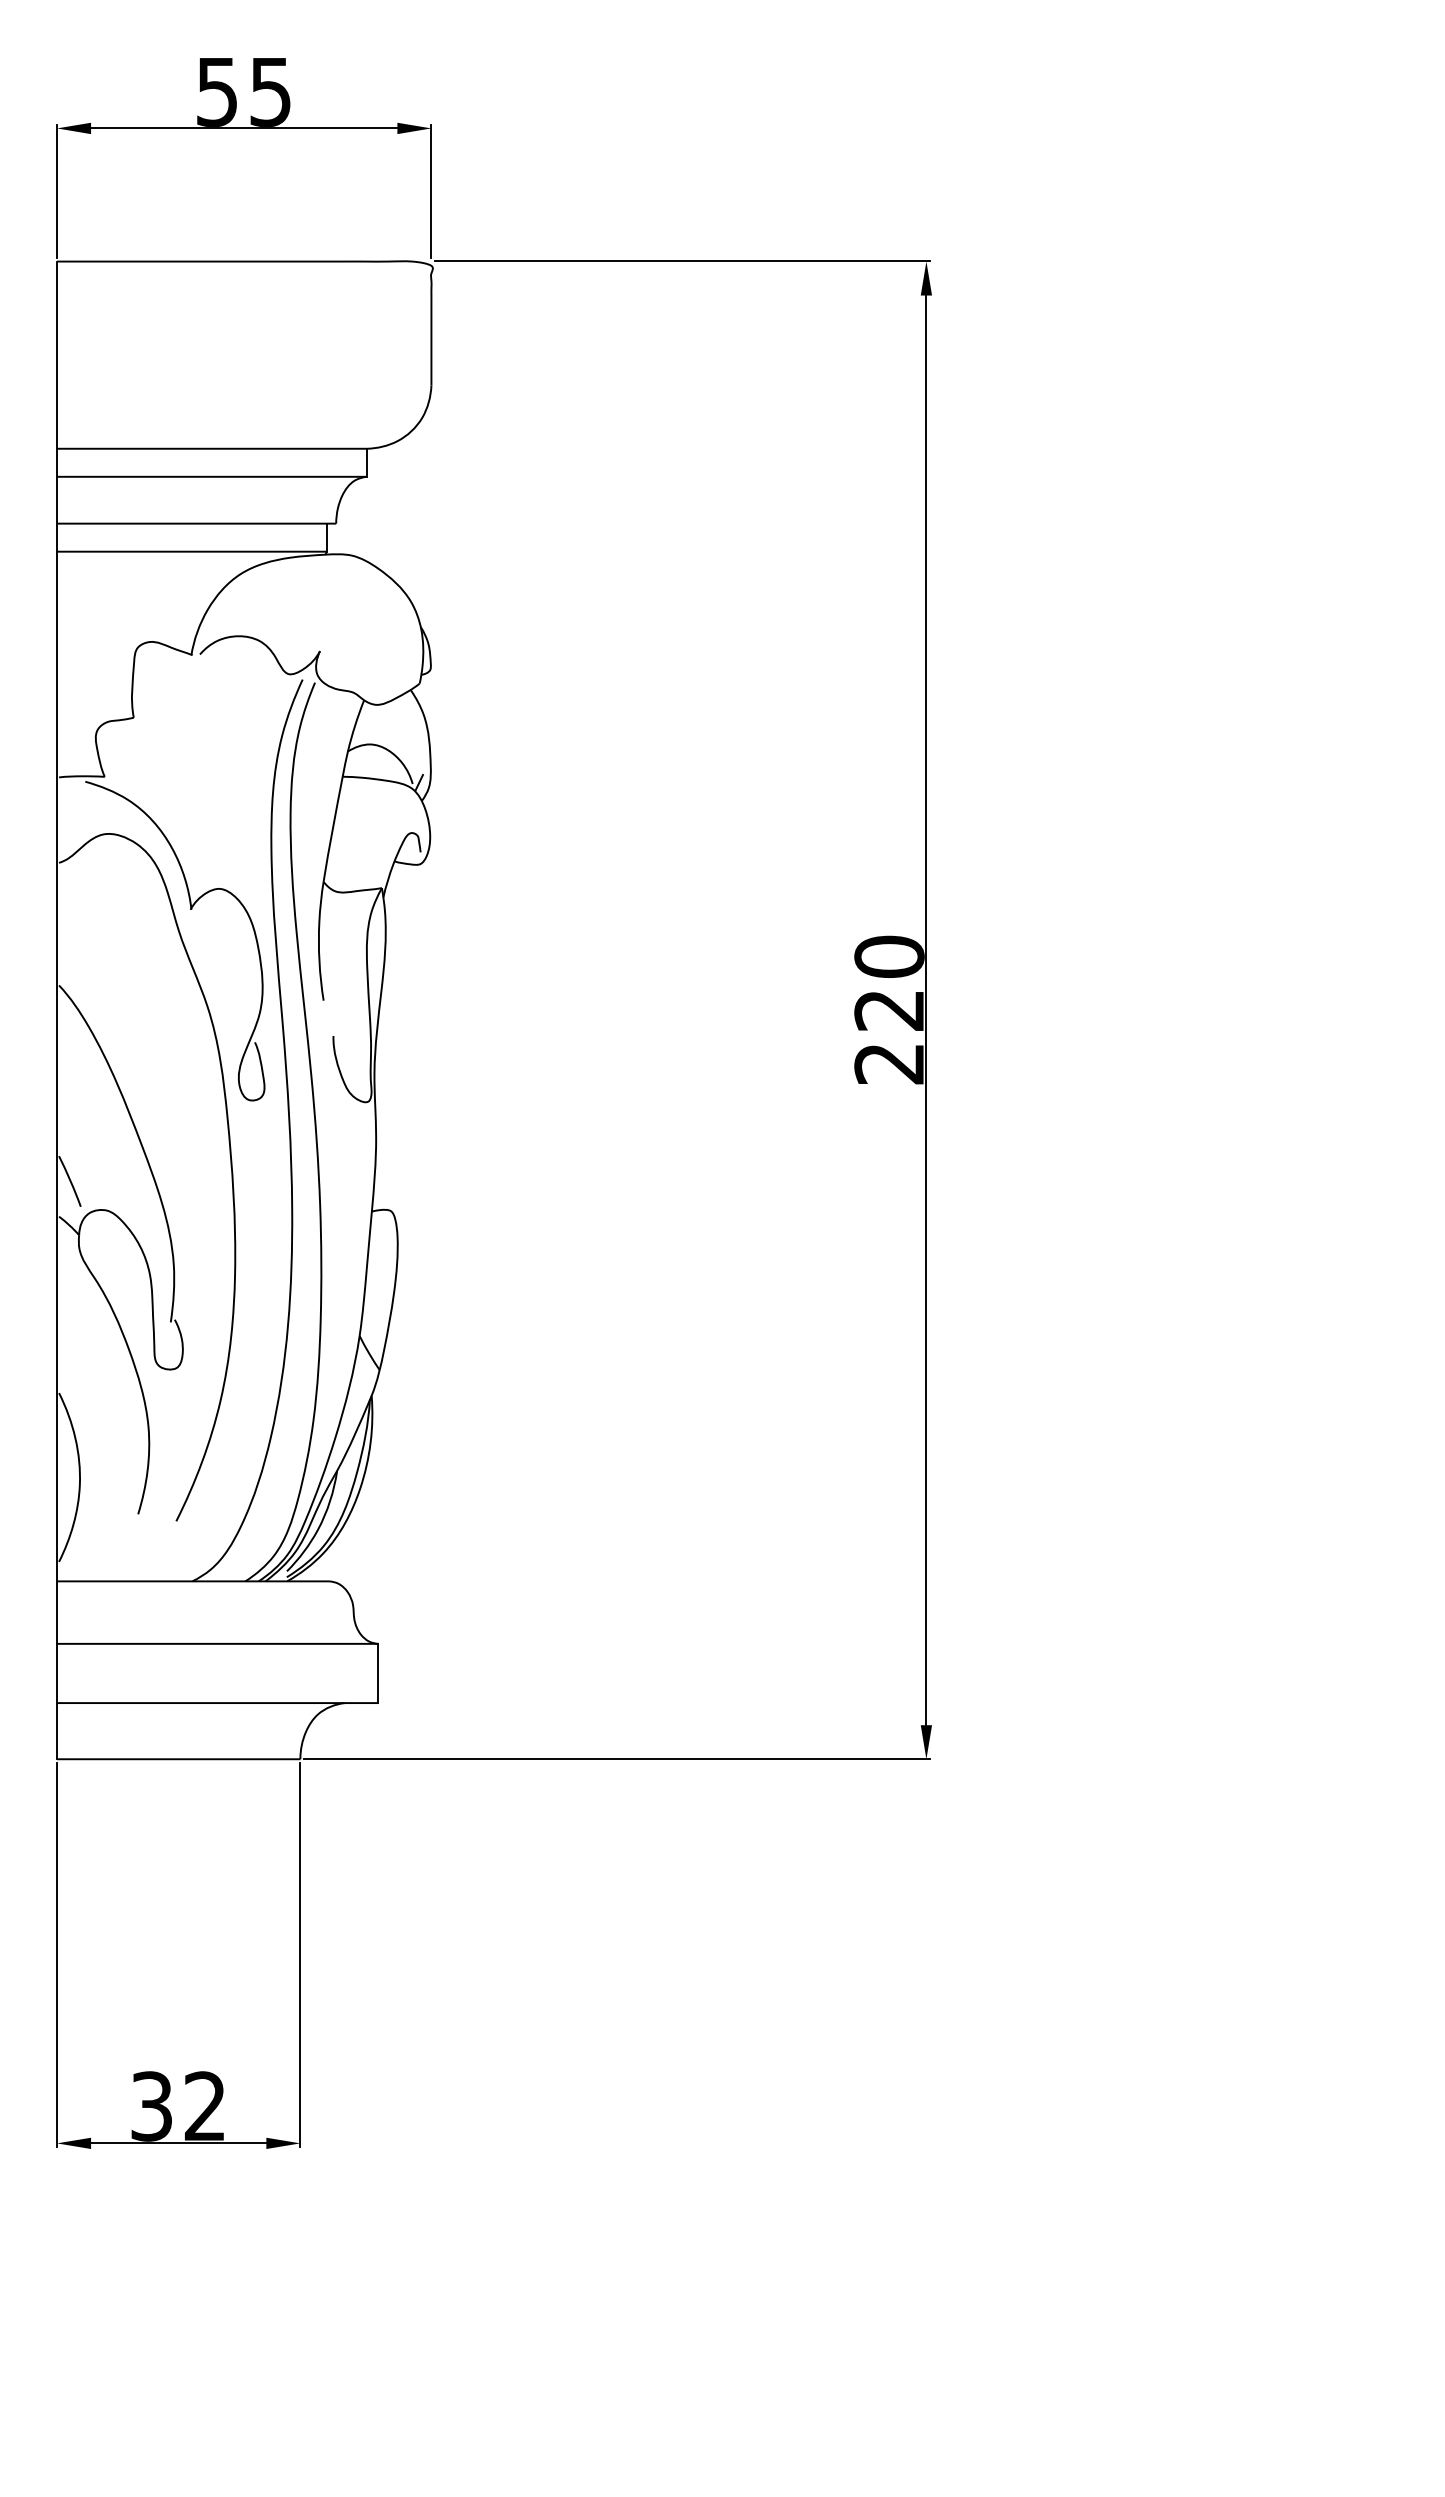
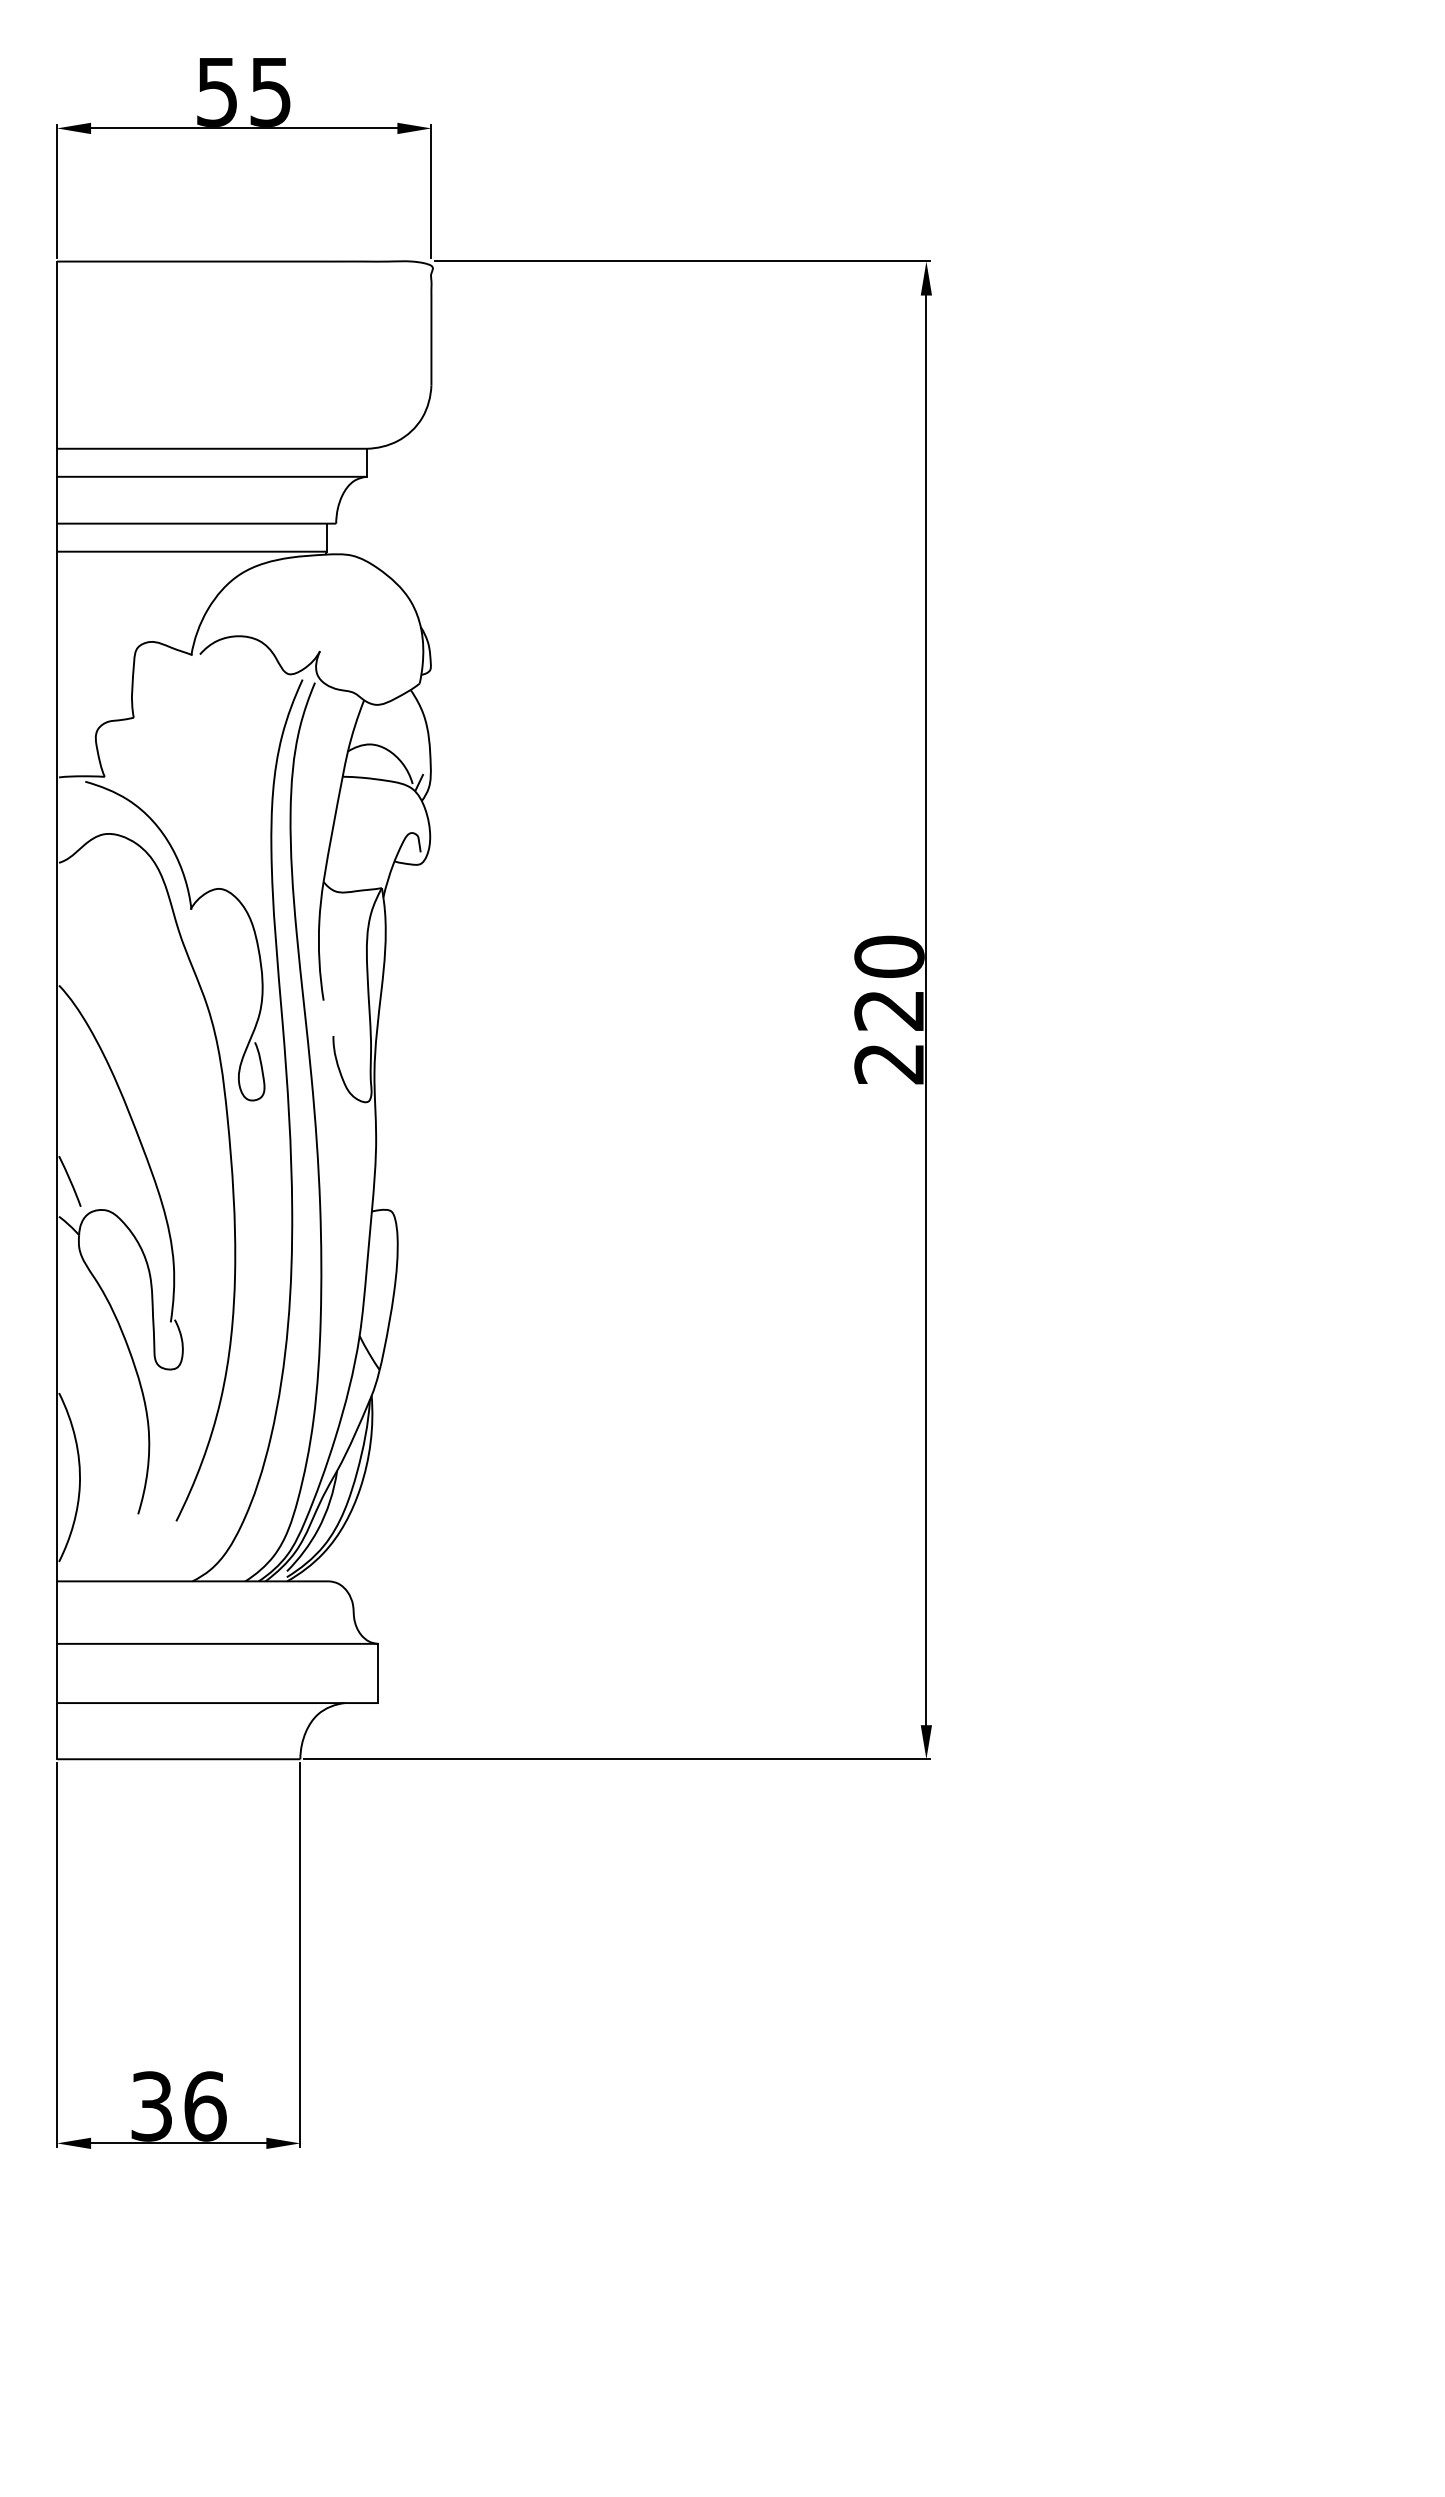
text: 32 -> 36 (205, 2106)
